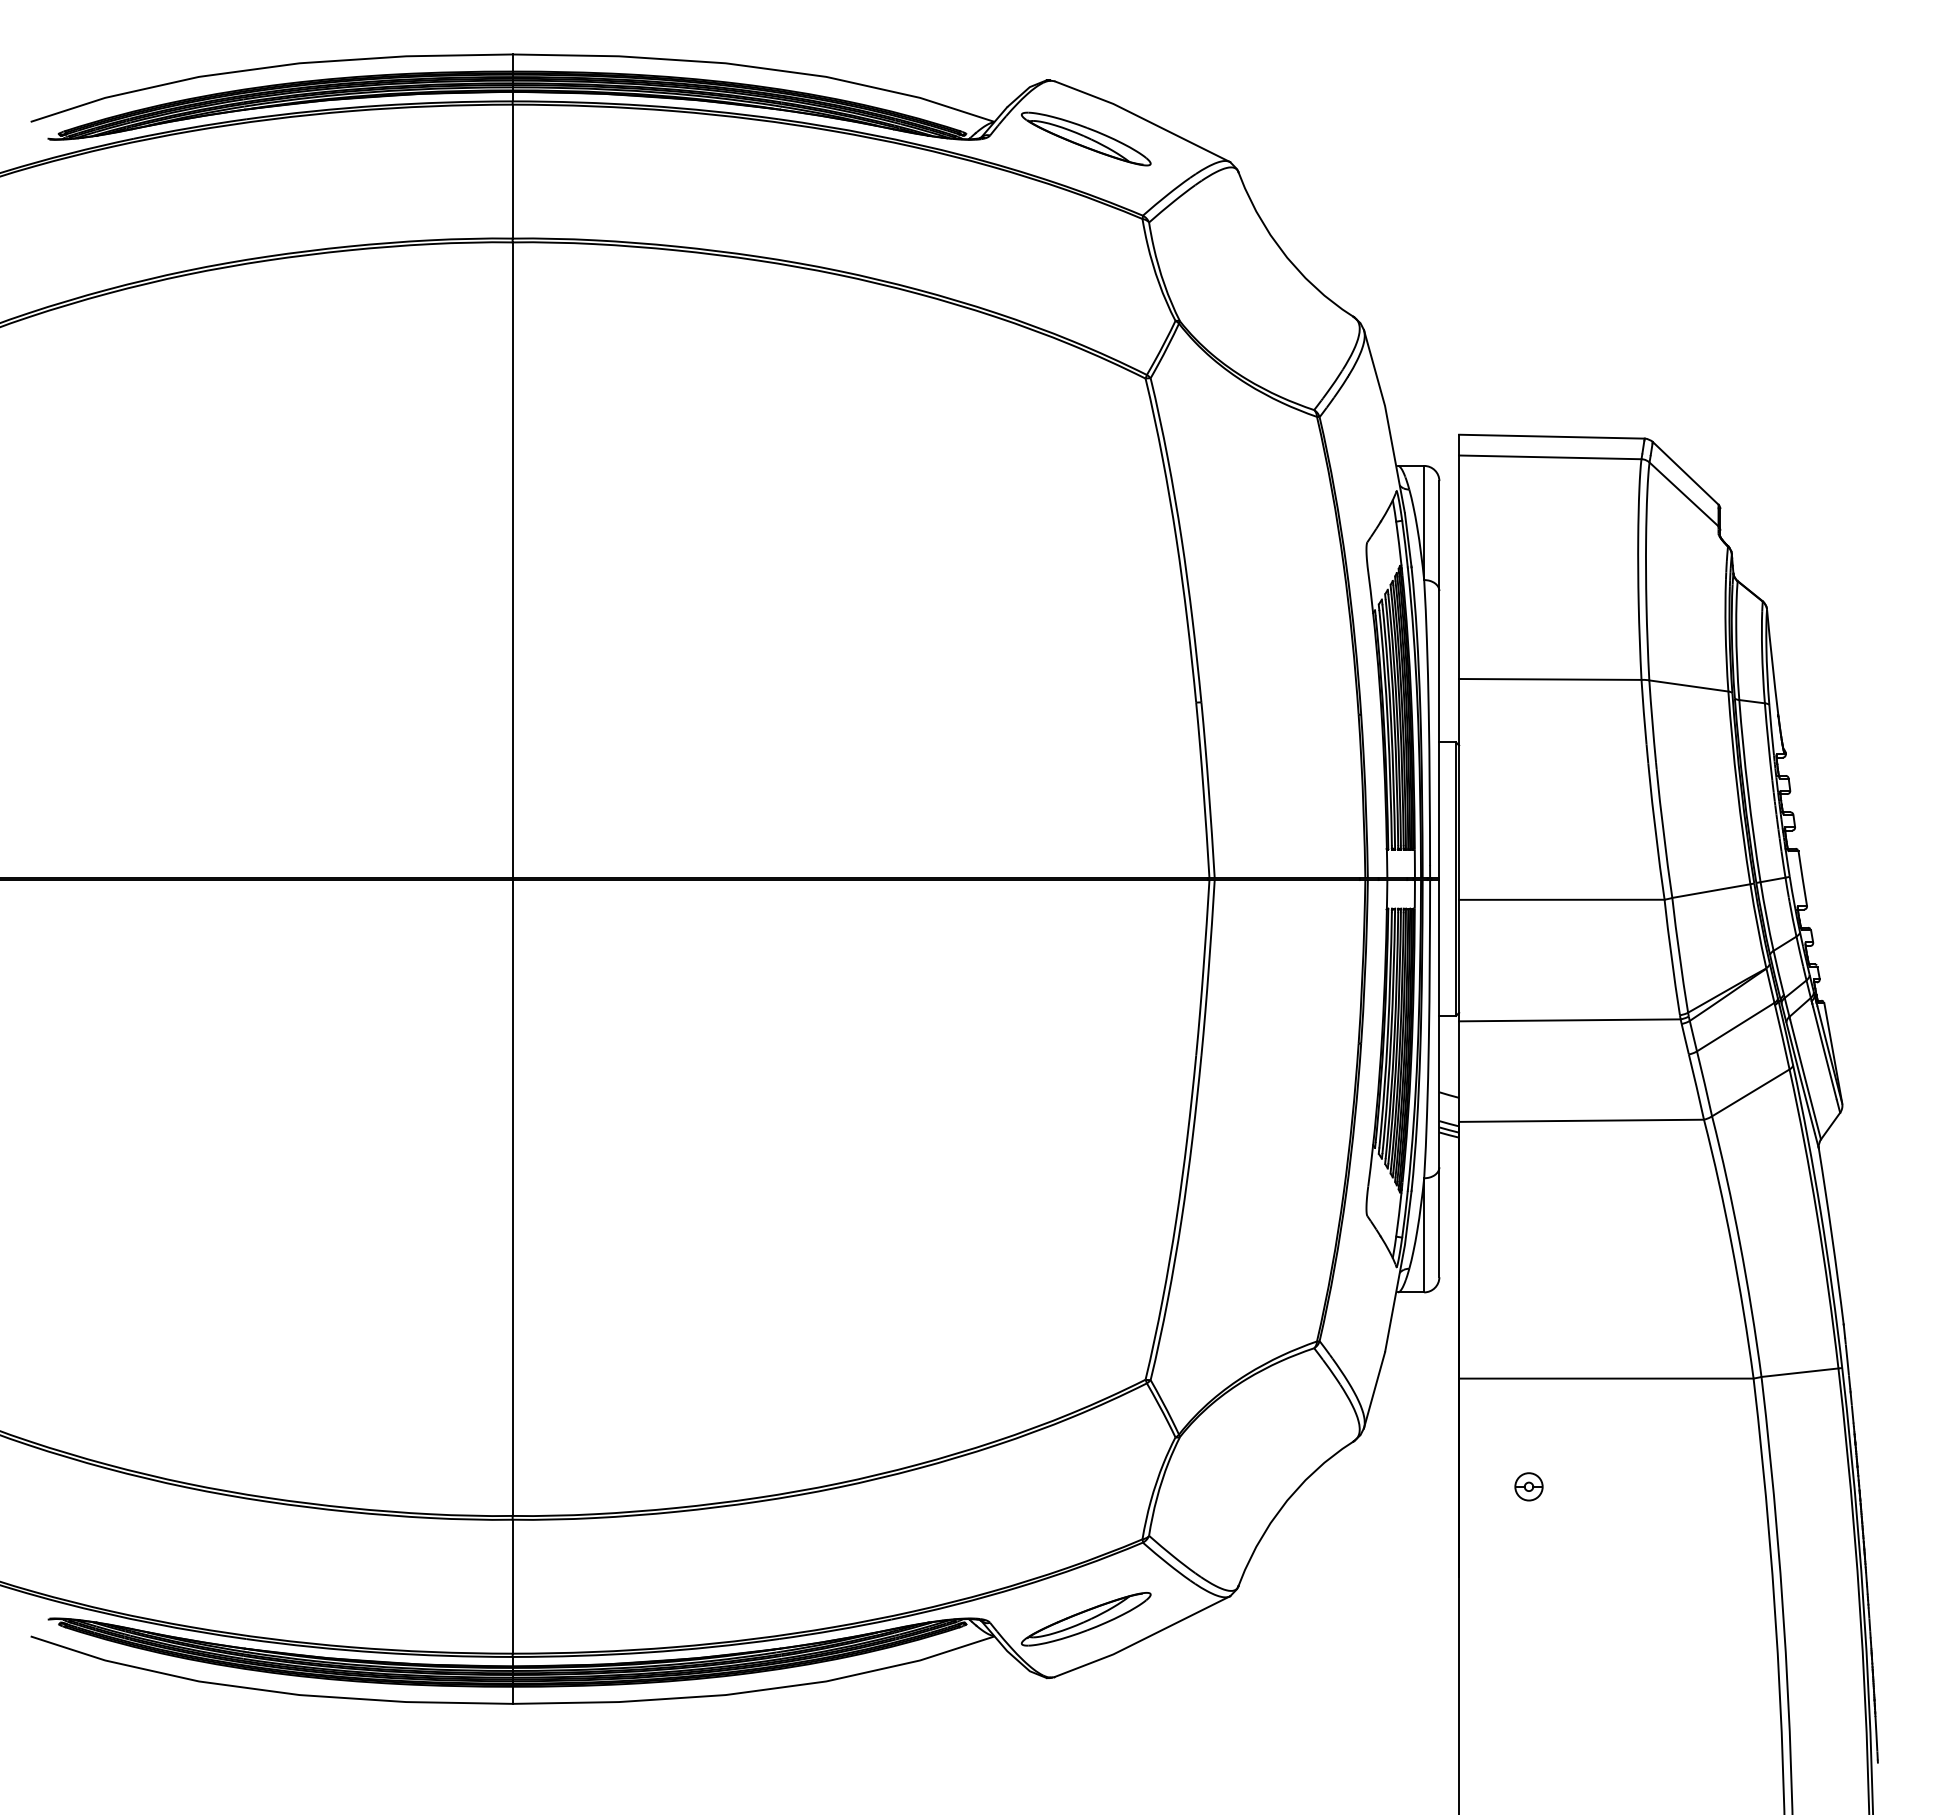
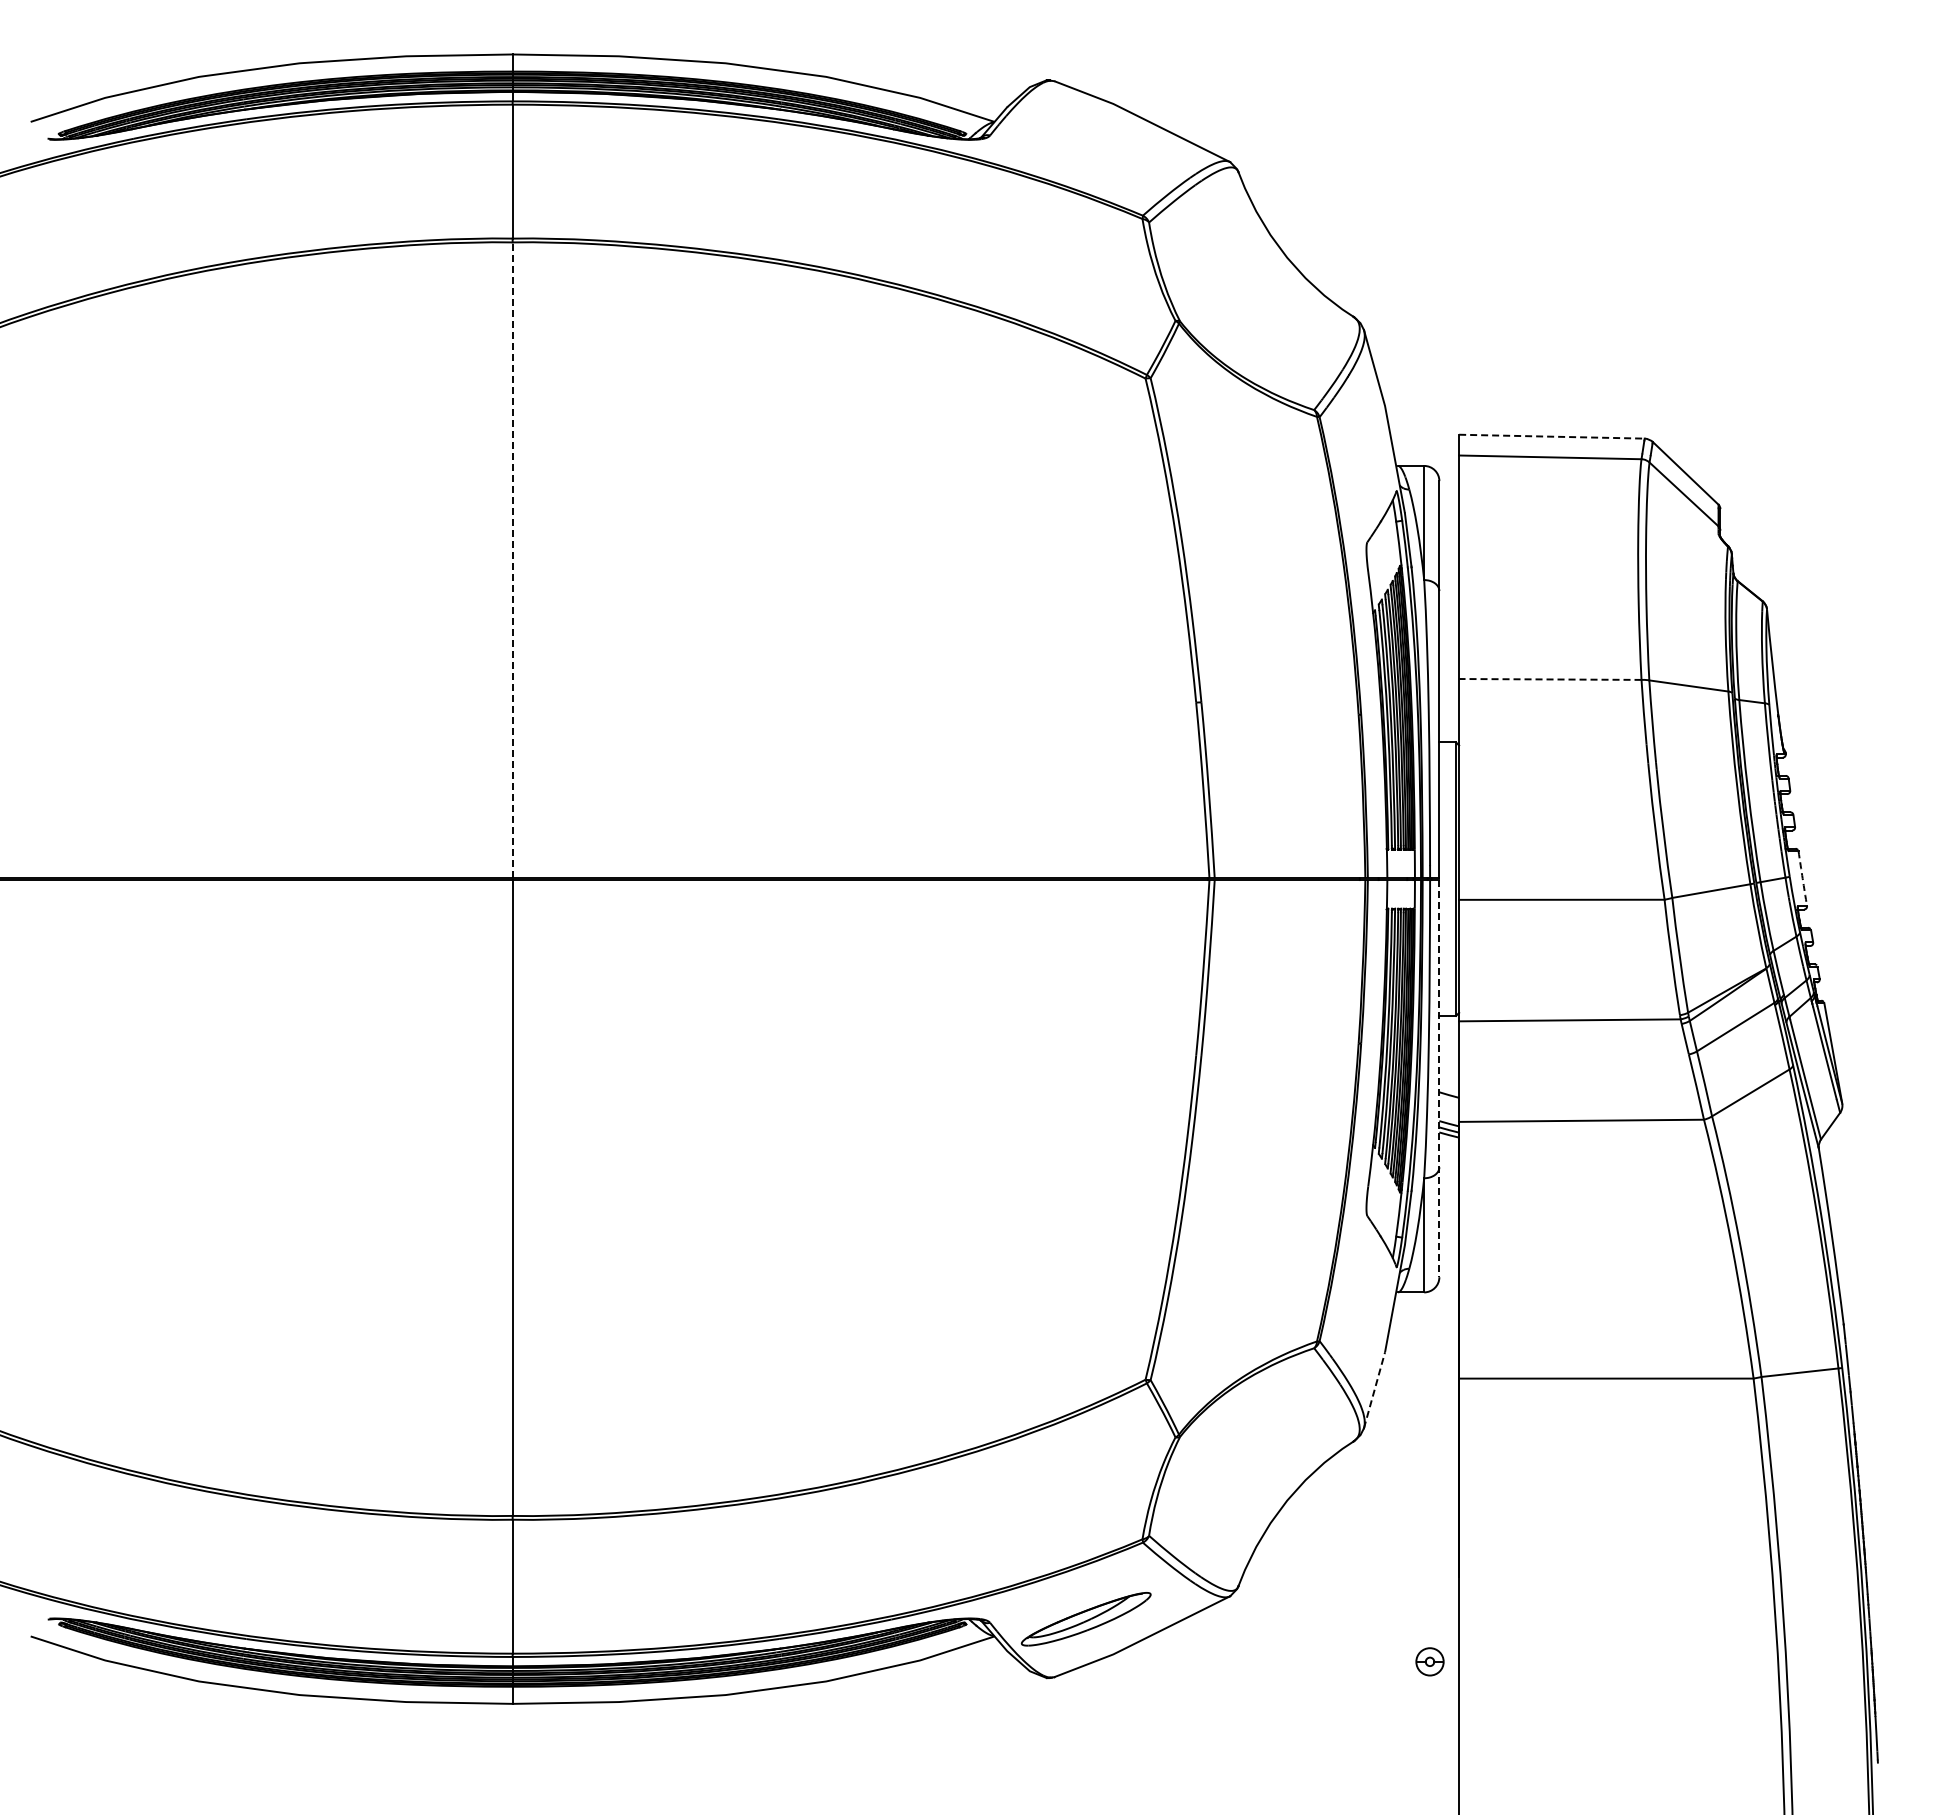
part: present -> none (1085, 138)
line: solid -> dashed (1551, 436)
line: solid -> dashed (512, 560)
line: solid -> dashed (1549, 679)
arc: solid -> dashed (1802, 878)
line: solid -> dashed (1439, 1078)
line: solid -> dashed (1374, 1389)
part position: (1528, 1486) -> (1429, 1661) (1429, 1661)
